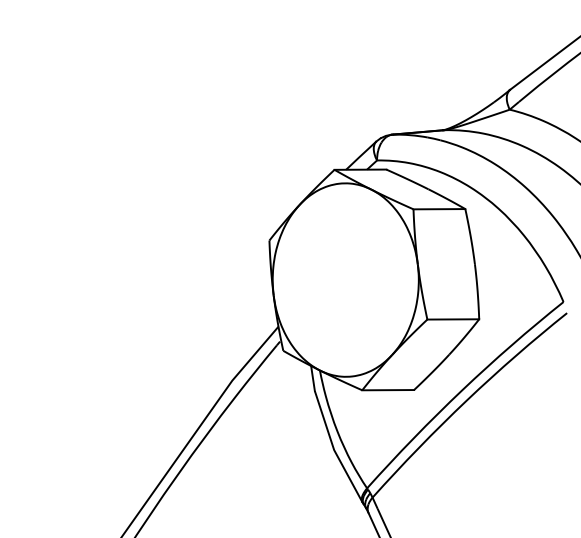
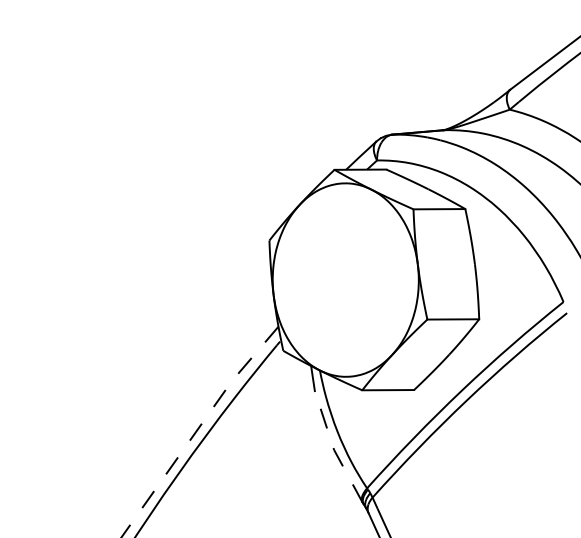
line: solid -> dashed (197, 430)
line: solid -> dashed (333, 449)
